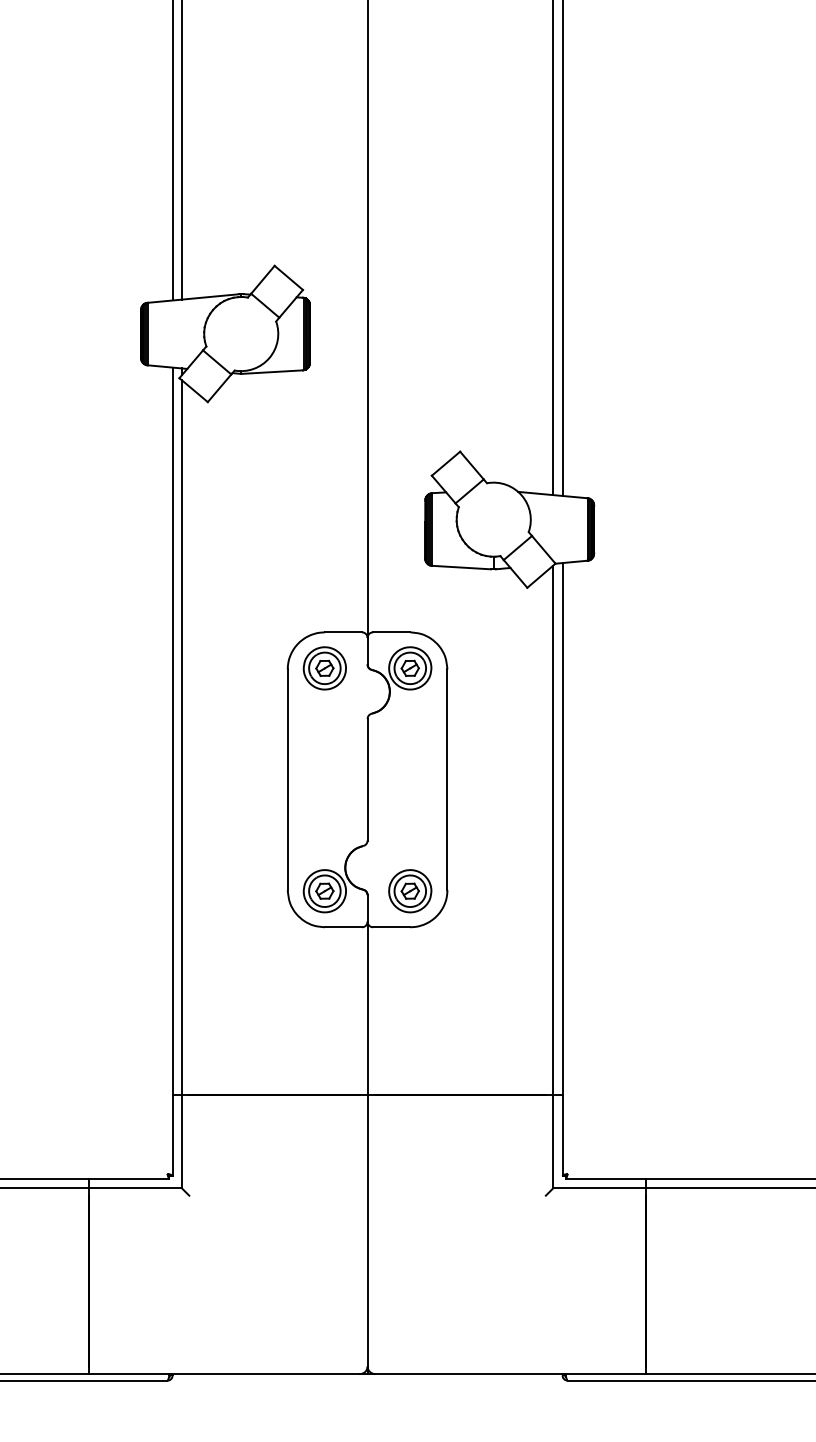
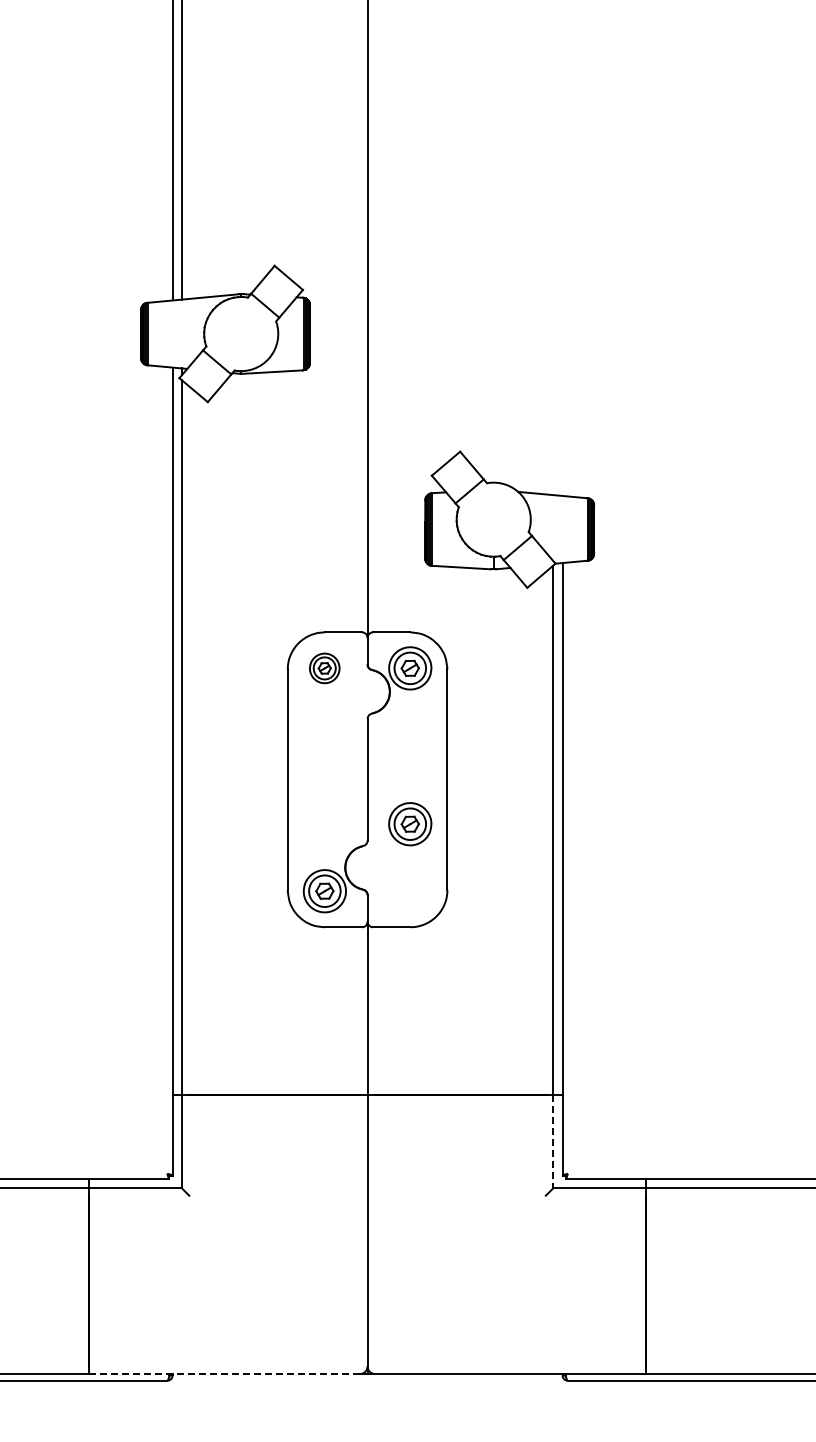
line: present -> none (553, 248)
line: present -> none (562, 248)
part size: 45x45 px -> 32x33 px (324, 668)
part position: (410, 891) -> (410, 824) (410, 824)
line: solid -> dashed (553, 1142)
line: solid -> dashed (224, 1373)
